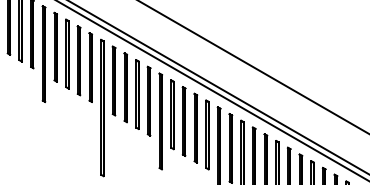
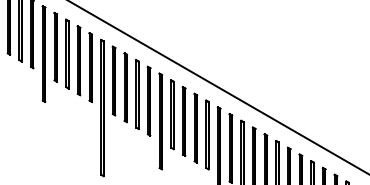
line: present -> none (253, 67)
line: present -> none (212, 90)
